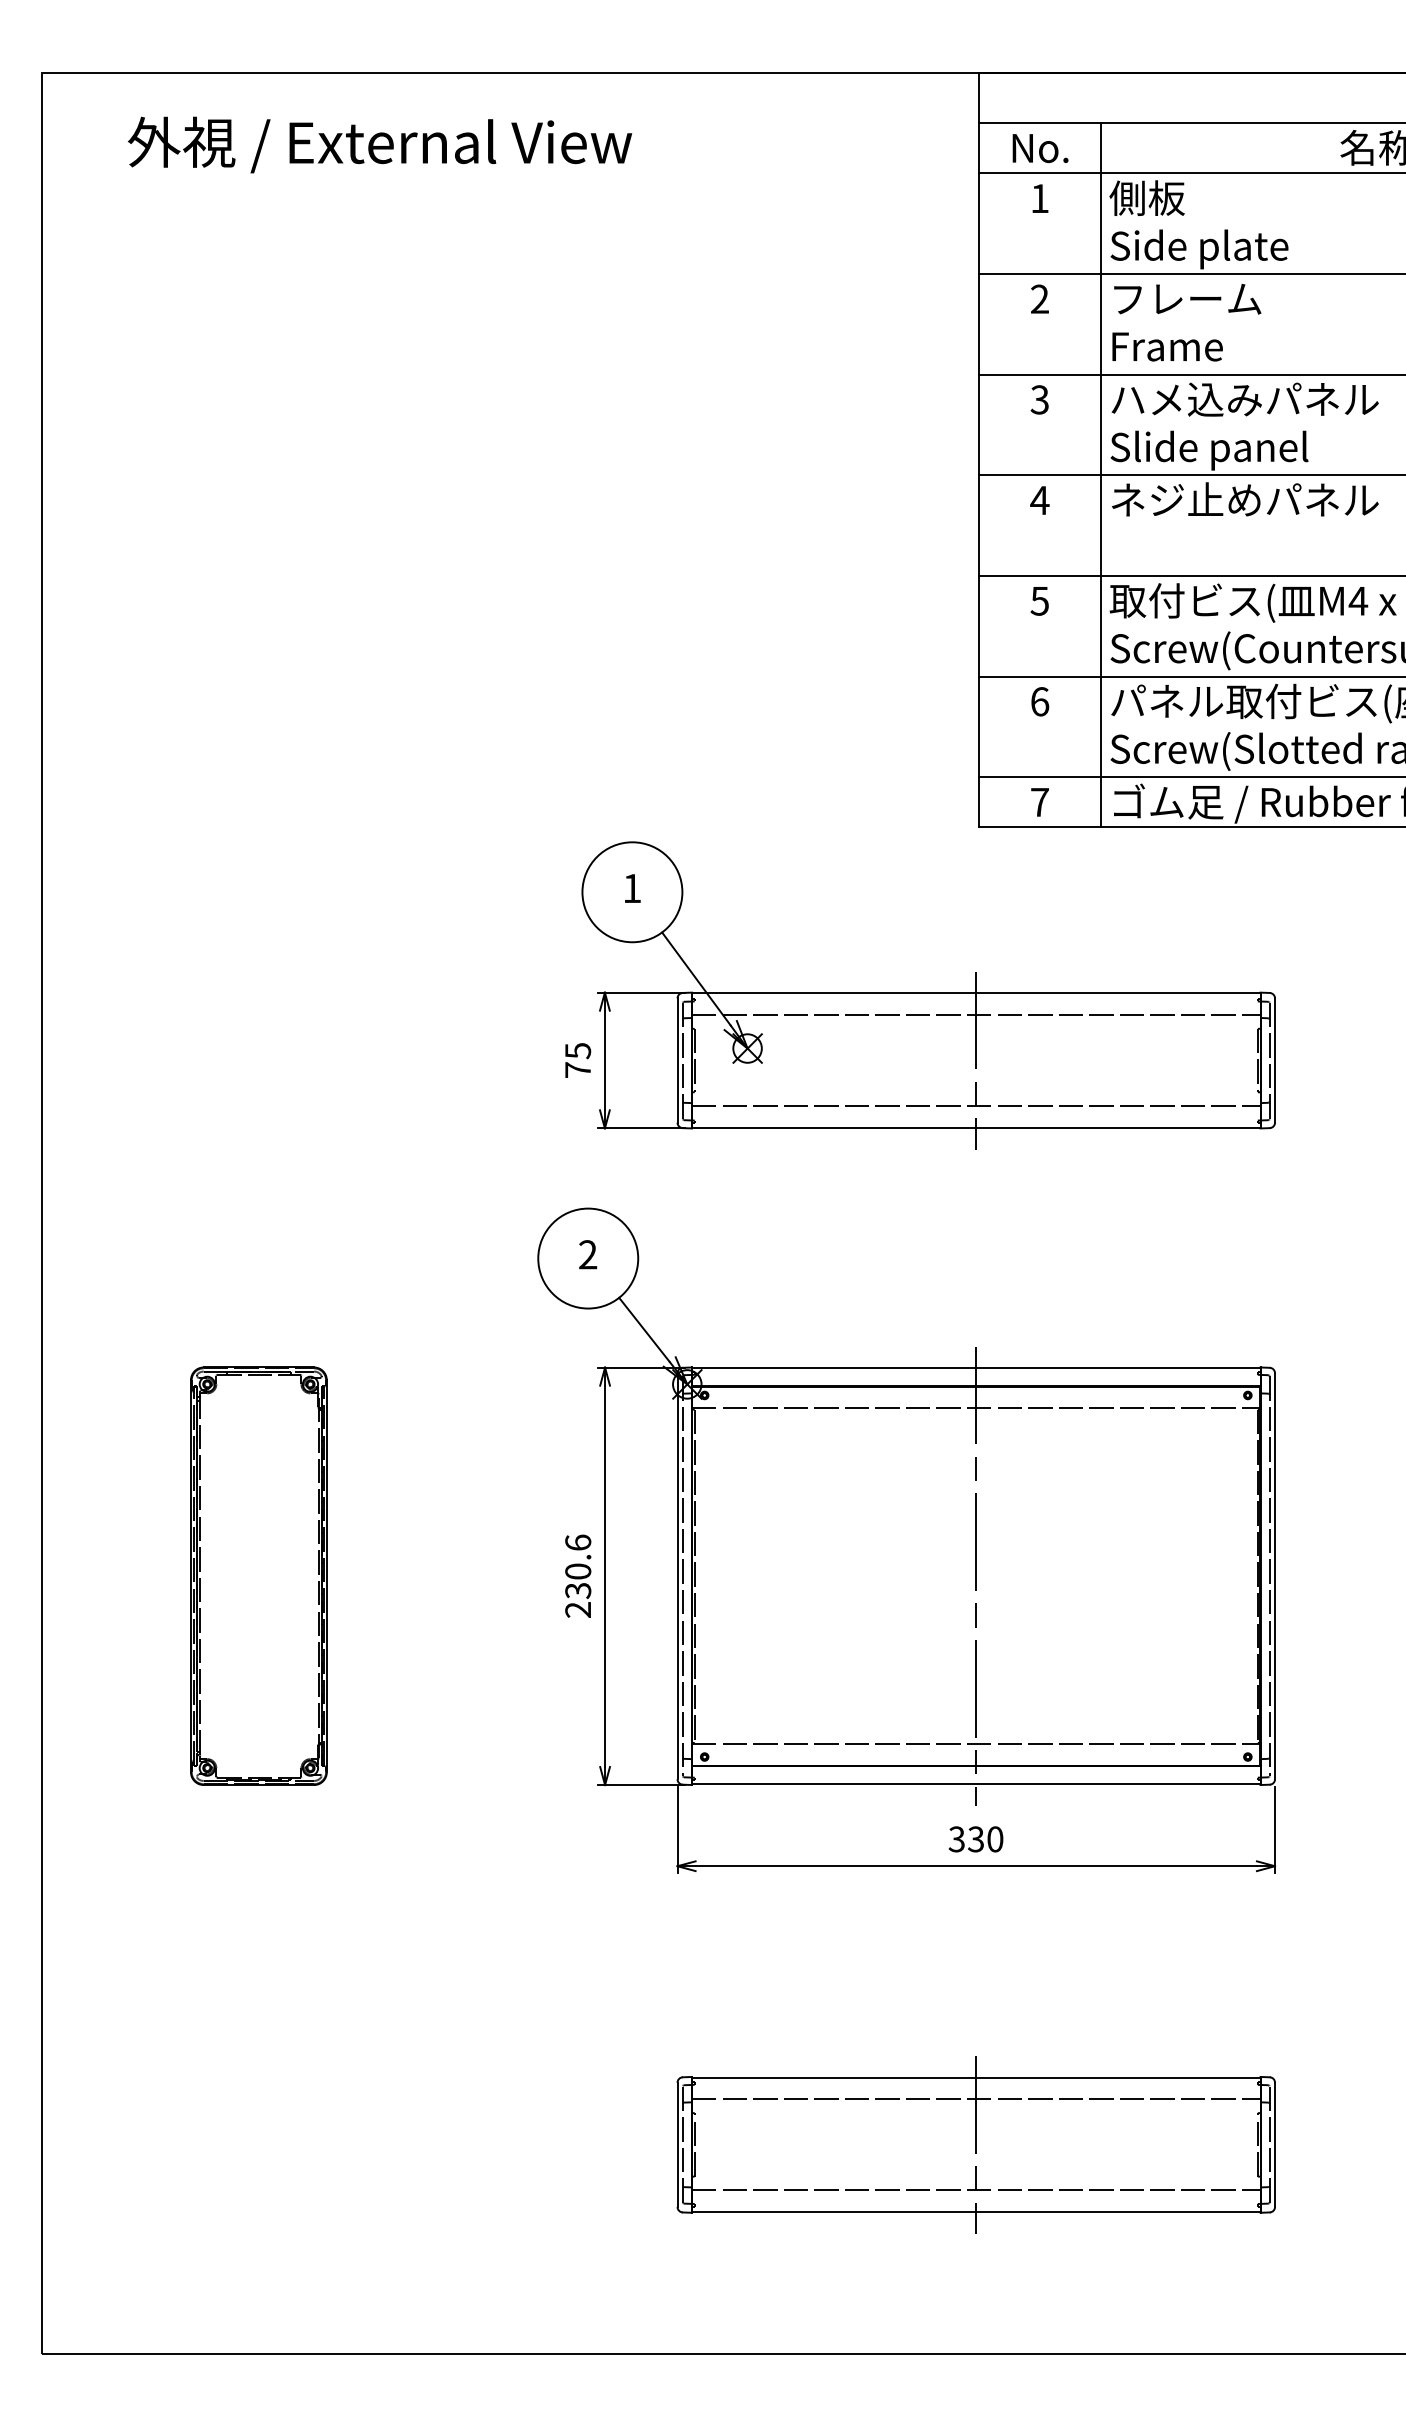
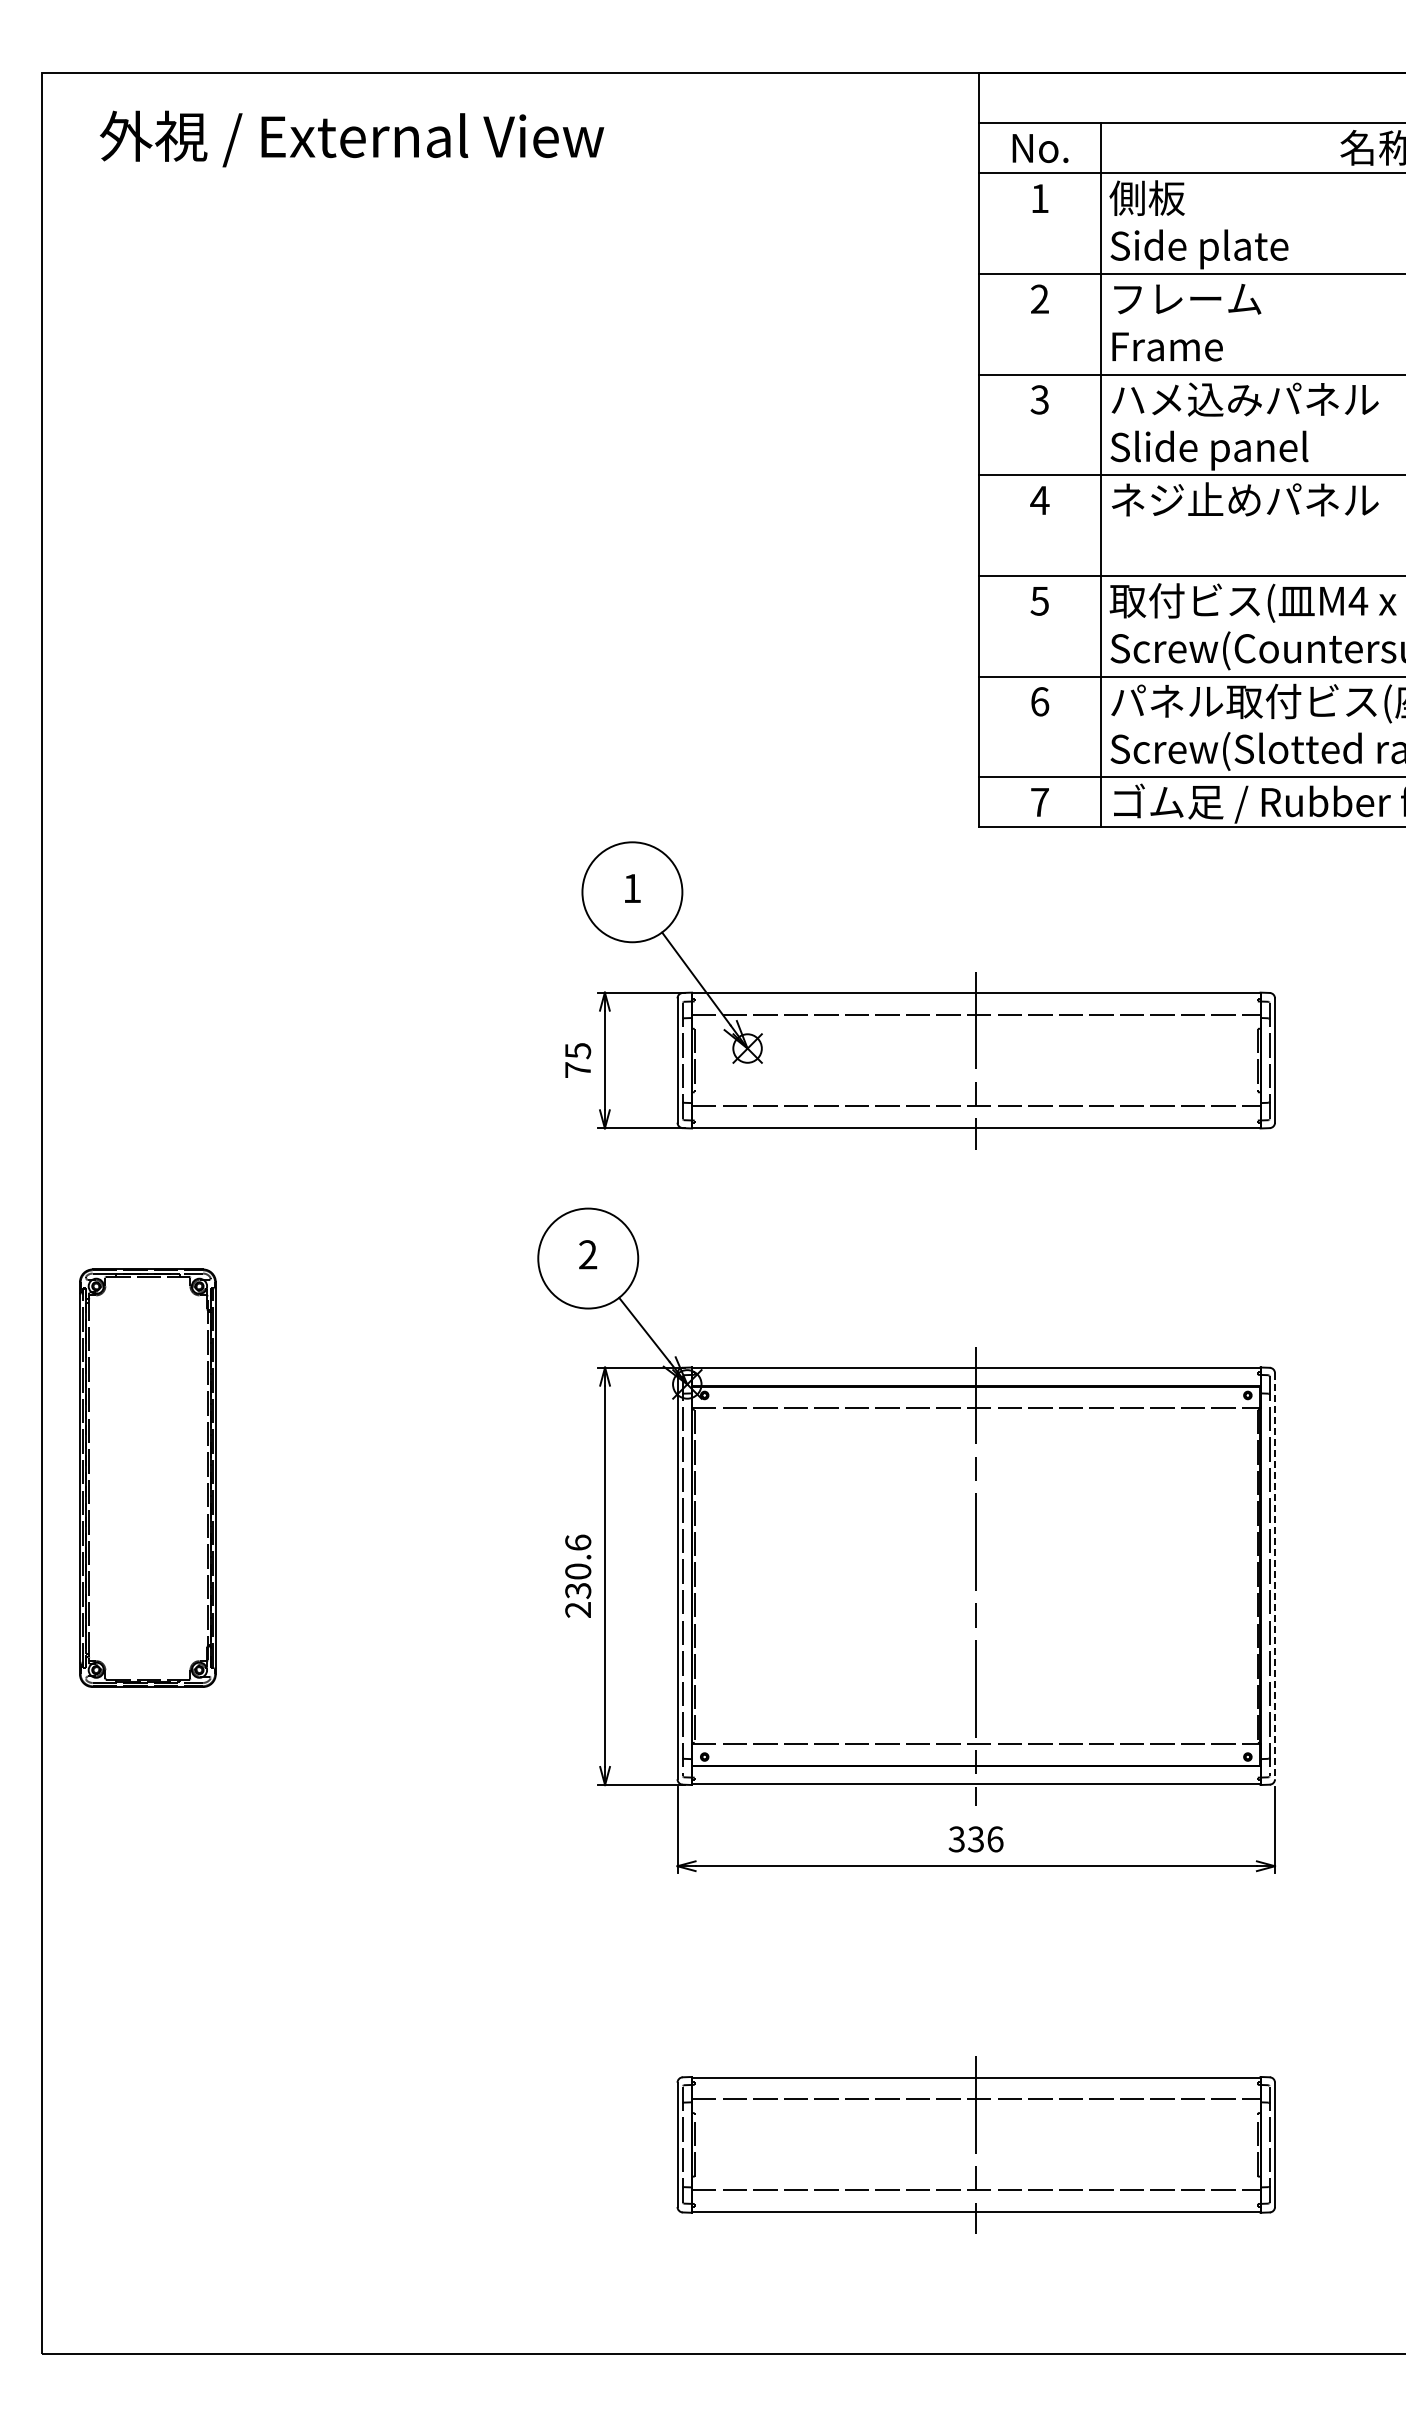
text position: (380, 144) -> (352, 138) (352, 138)
part position: (258, 1575) -> (147, 1477) (147, 1477)
line: solid -> dashed (1275, 1576)
text: 330 -> 336 (995, 1839)
